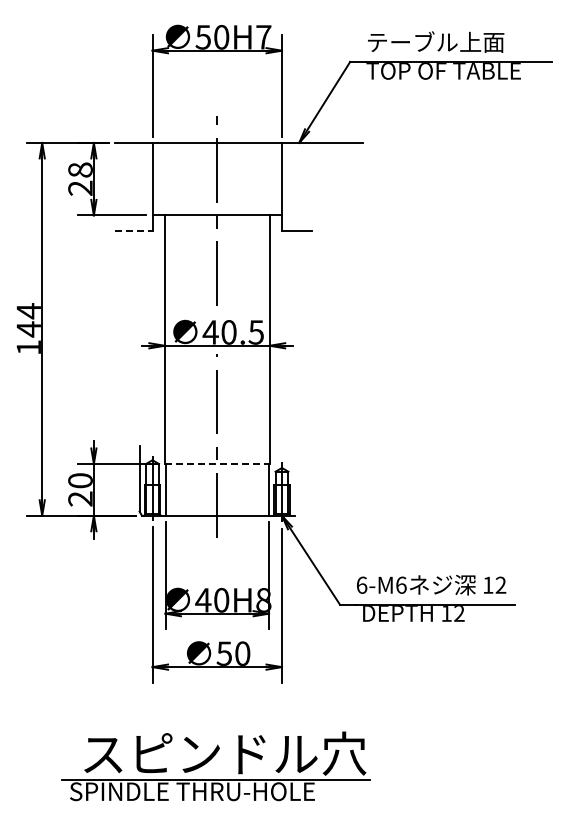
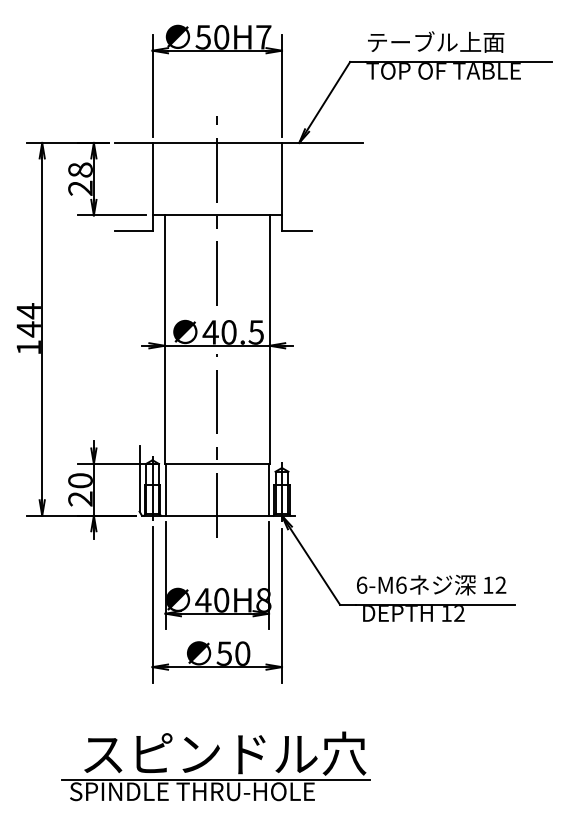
line: dashed -> solid (133, 230)
line: dashed -> solid (217, 463)
